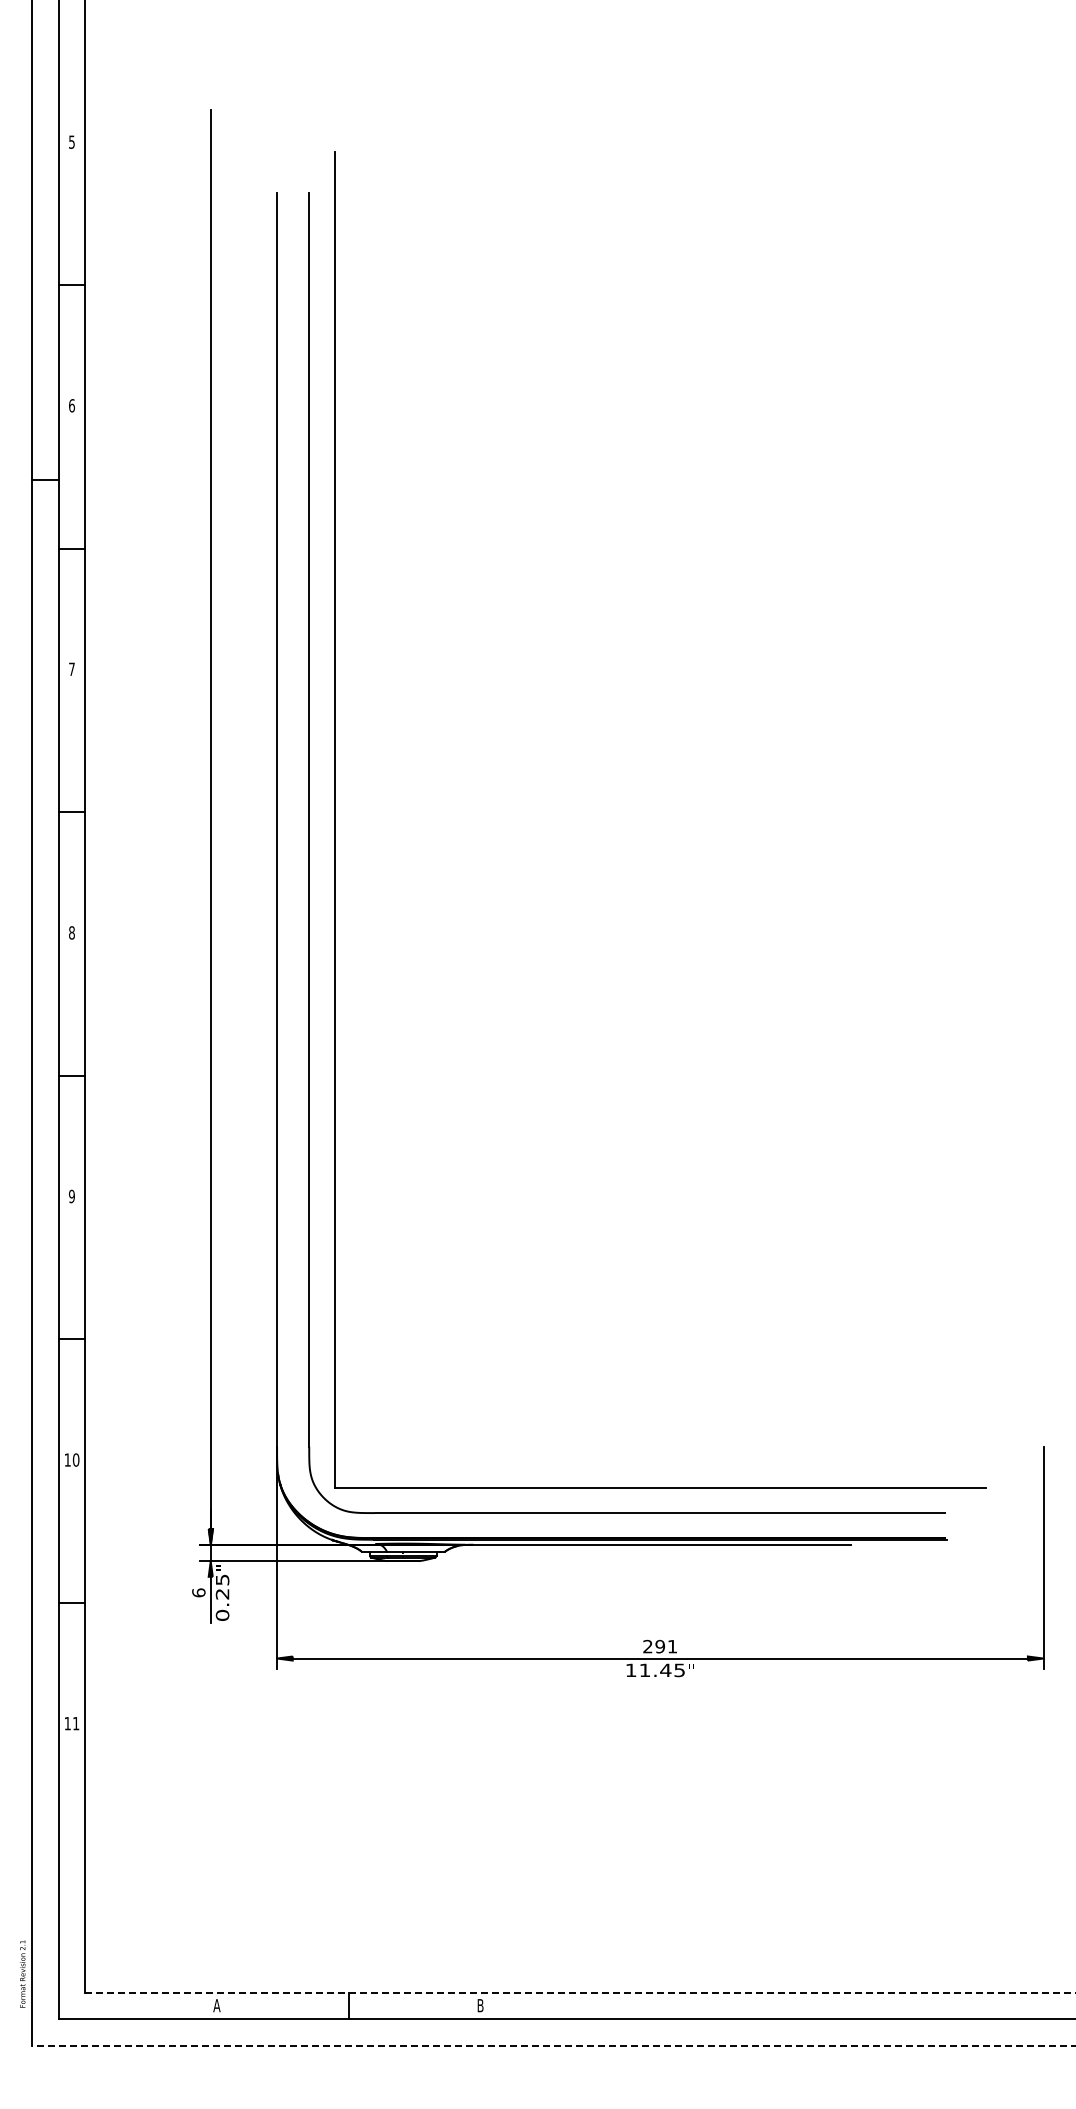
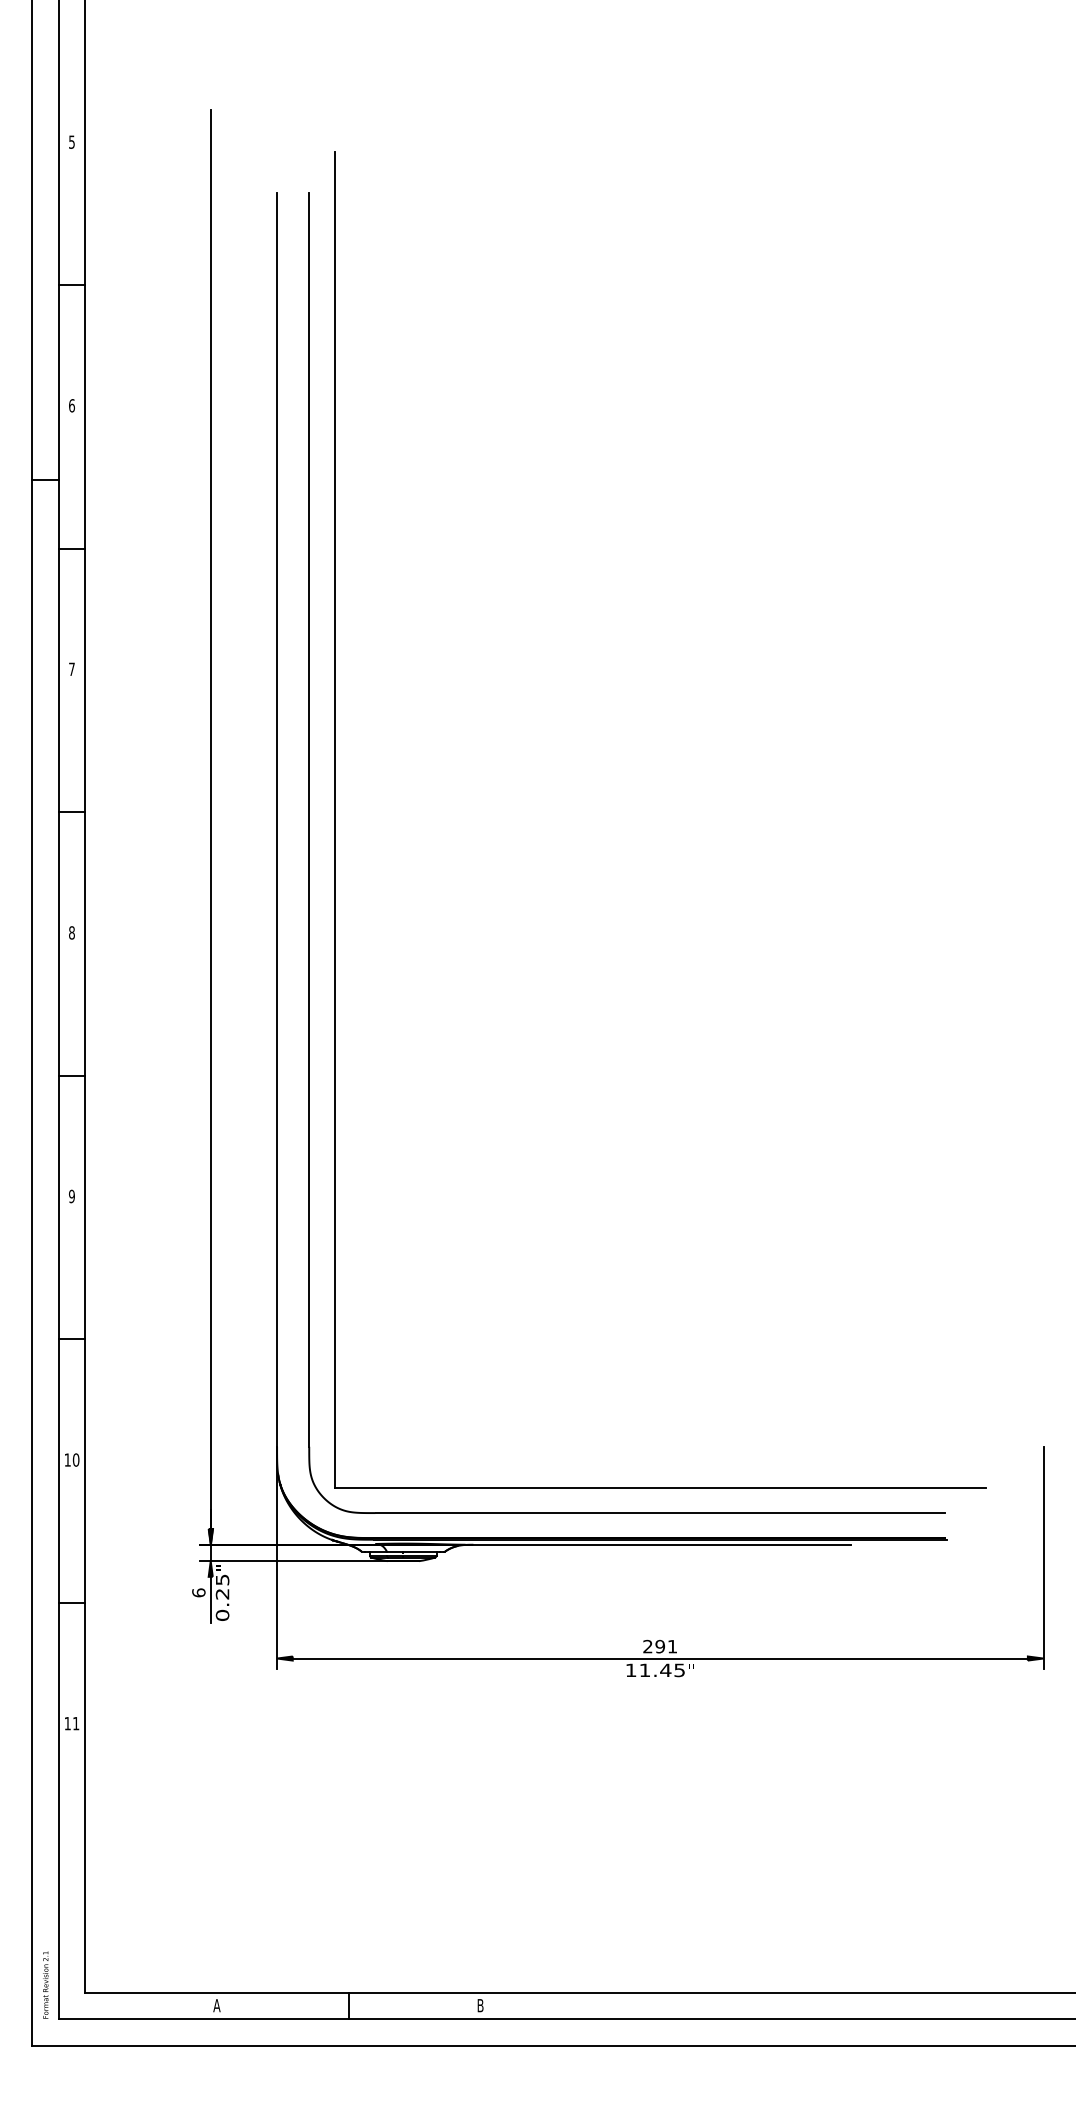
text position: (22, 1973) -> (45, 1984) (45, 1984)
line: dashed -> solid (581, 1993)
line: dashed -> solid (553, 2045)
